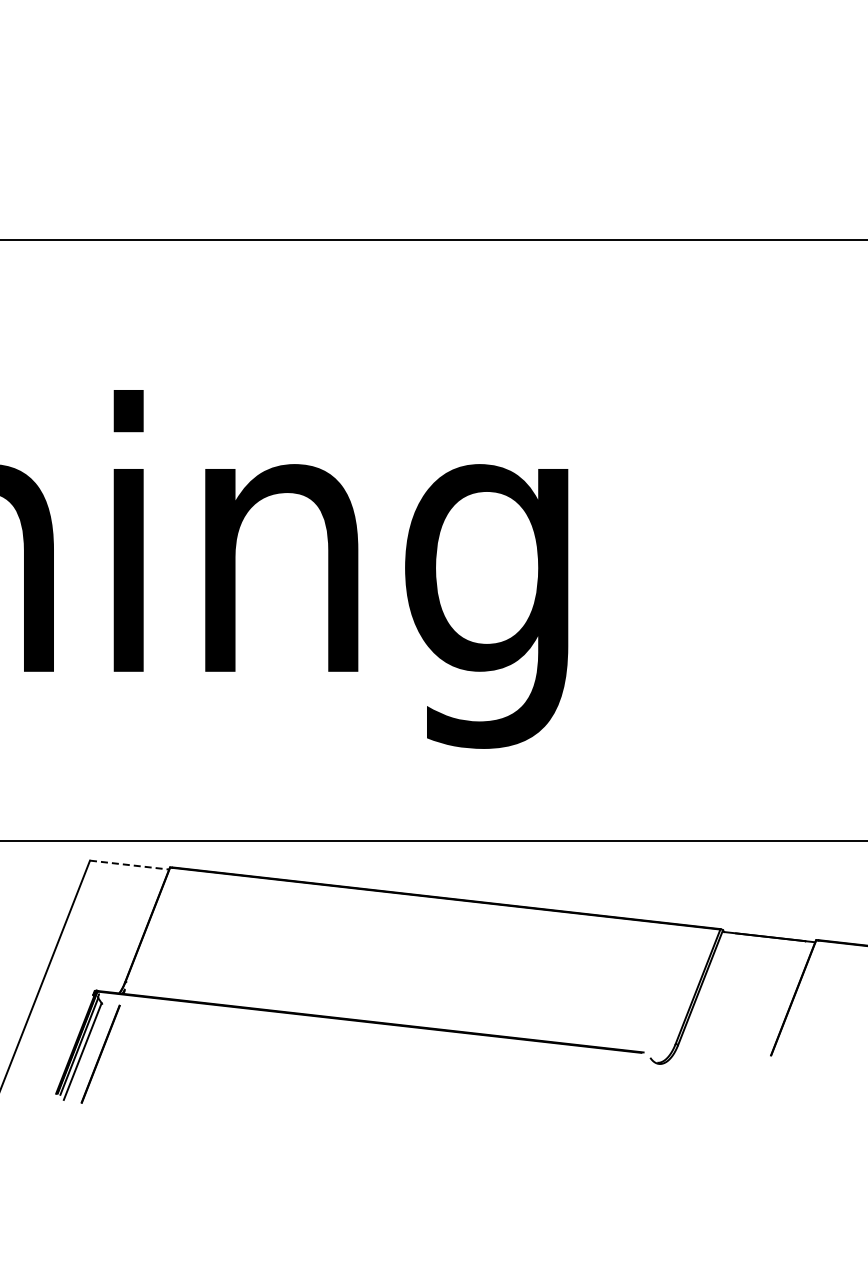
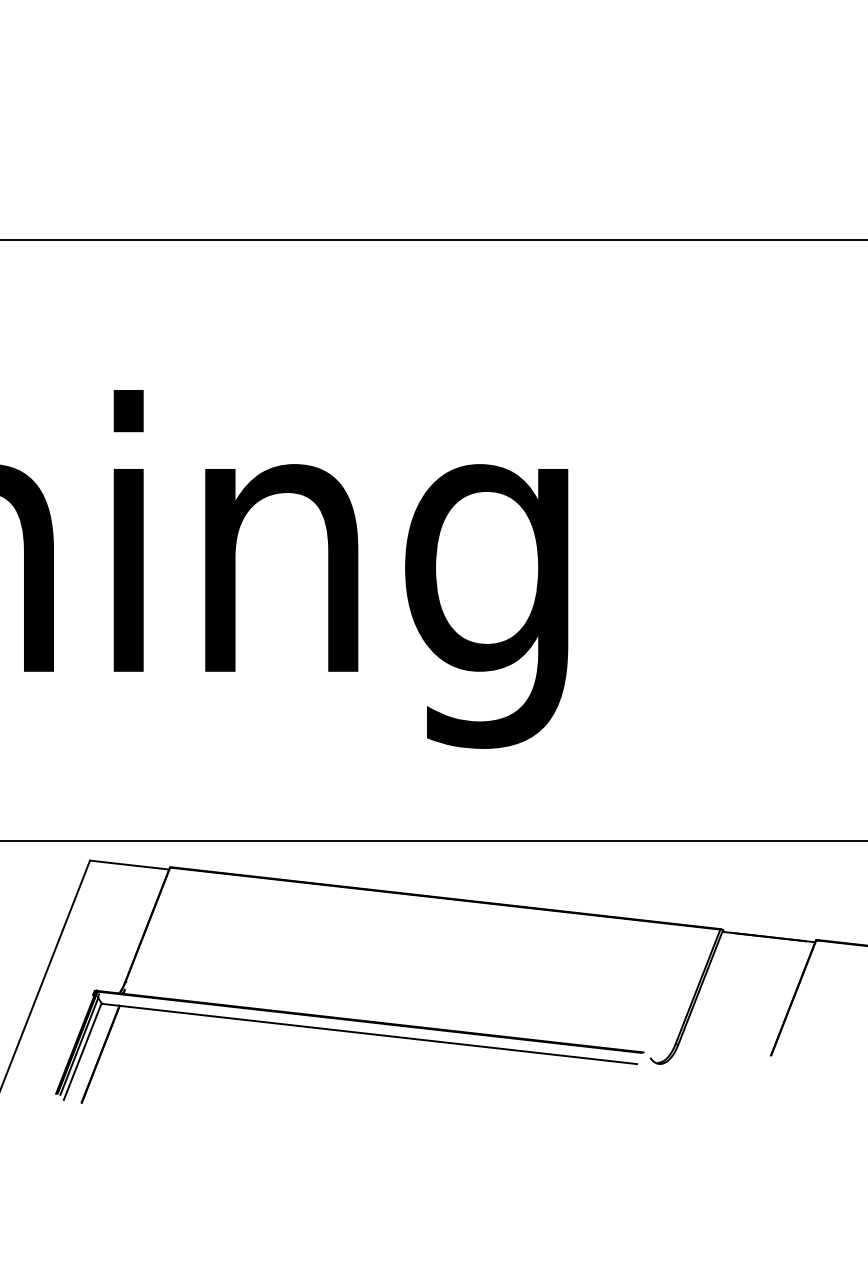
line: dashed -> solid (129, 865)
line: none -> present (369, 1033)
